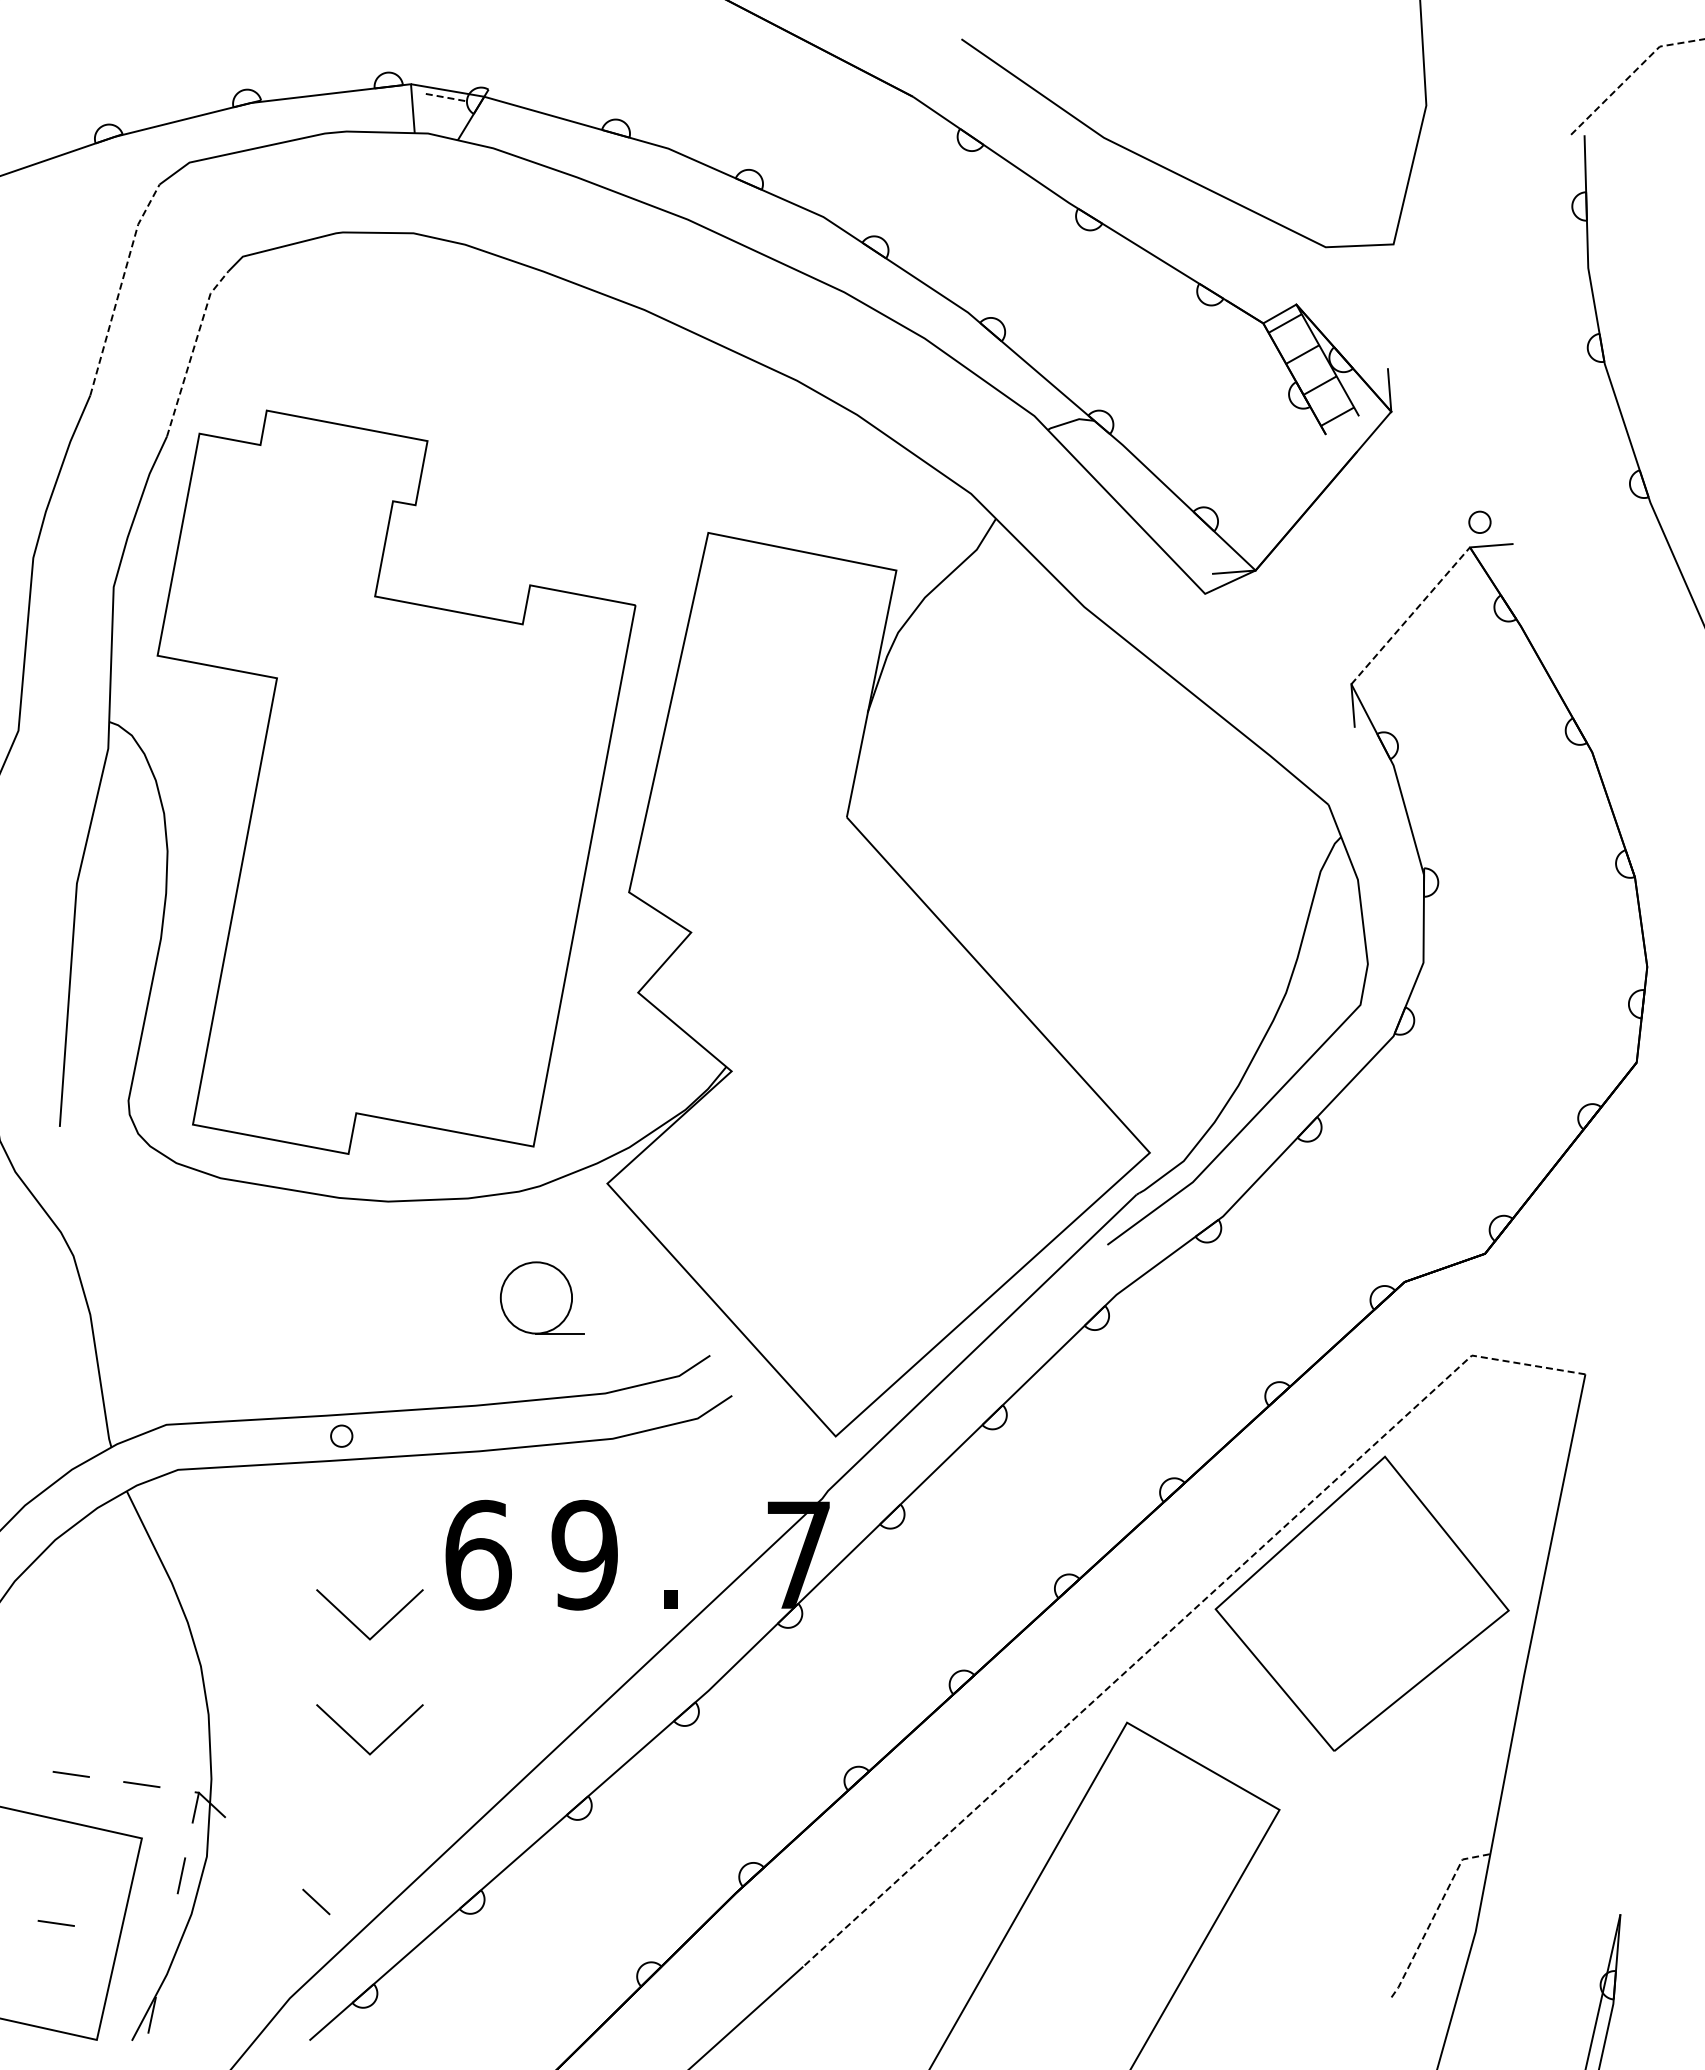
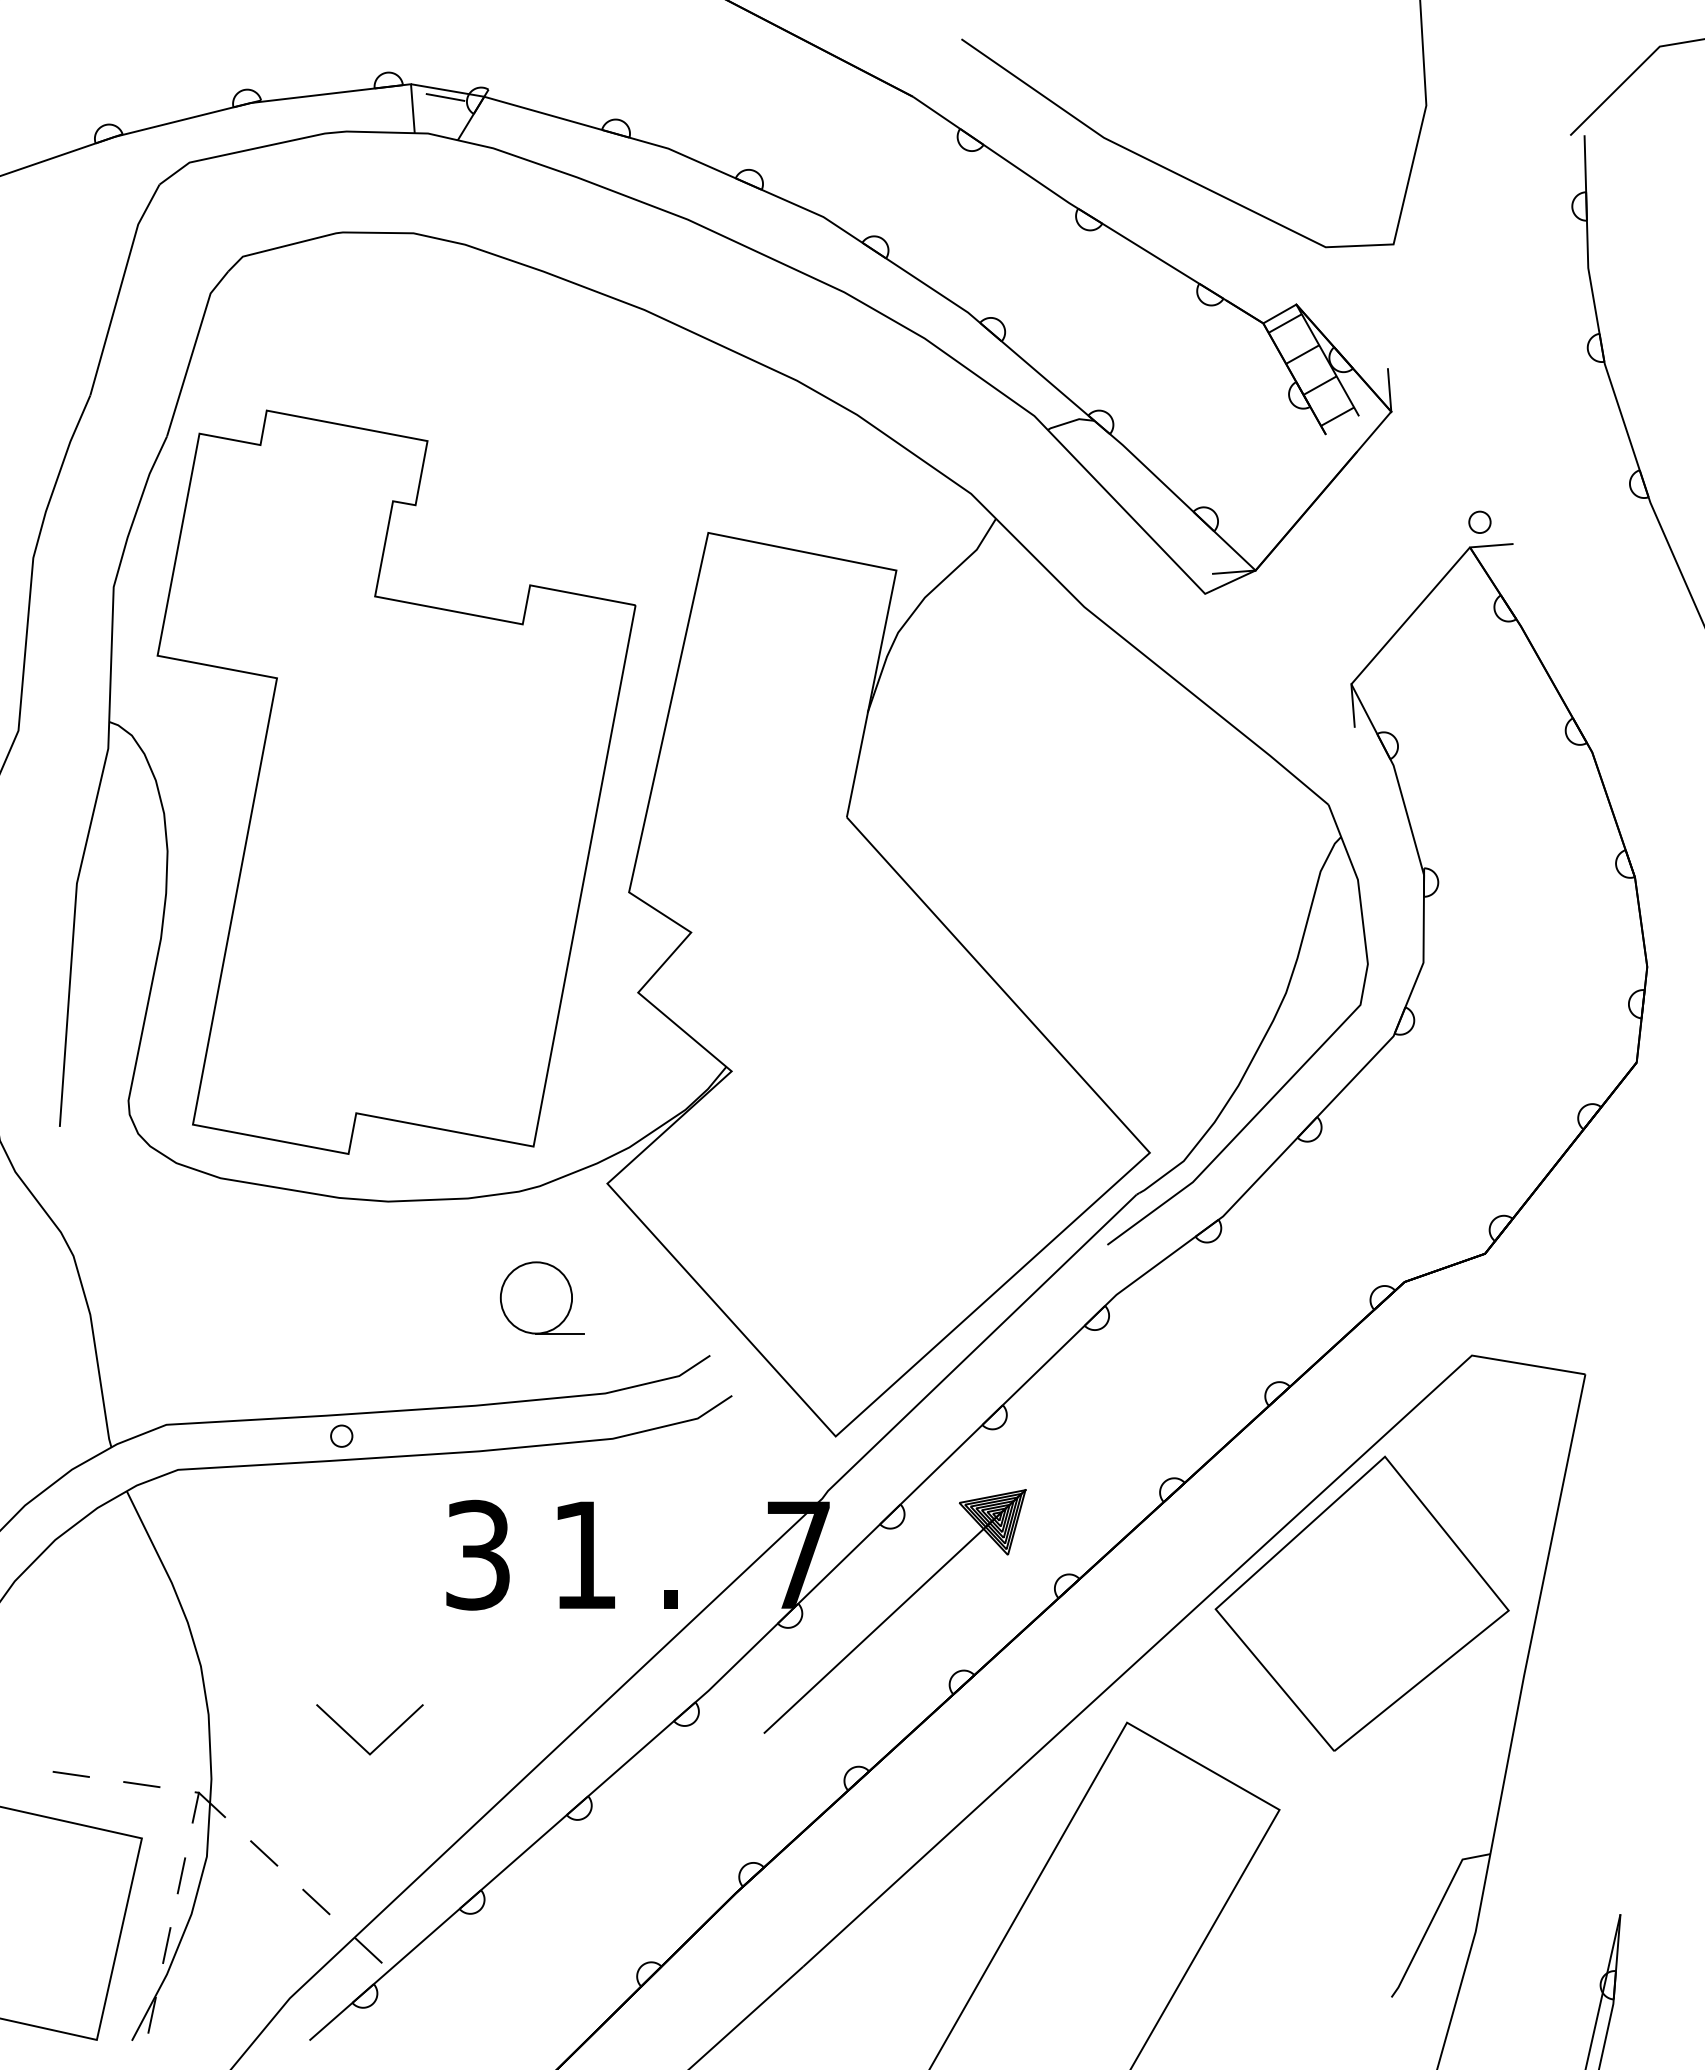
line: dashed -> solid (1630, 75)
line: dashed -> solid (445, 97)
line: dashed -> solid (120, 286)
line: dashed -> solid (193, 350)
line: dashed -> solid (1410, 615)
text: 6 -> 3 (478, 1554)
text: 9 -> 1 (584, 1554)
part: none -> present (894, 1611)
line: dashed -> solid (1180, 1621)
line: present -> none (357, 1626)
line: none -> present (264, 1853)
line: dashed -> solid (1434, 1916)
line: present -> none (55, 1923)
line: none -> present (166, 1945)
line: none -> present (368, 1950)
